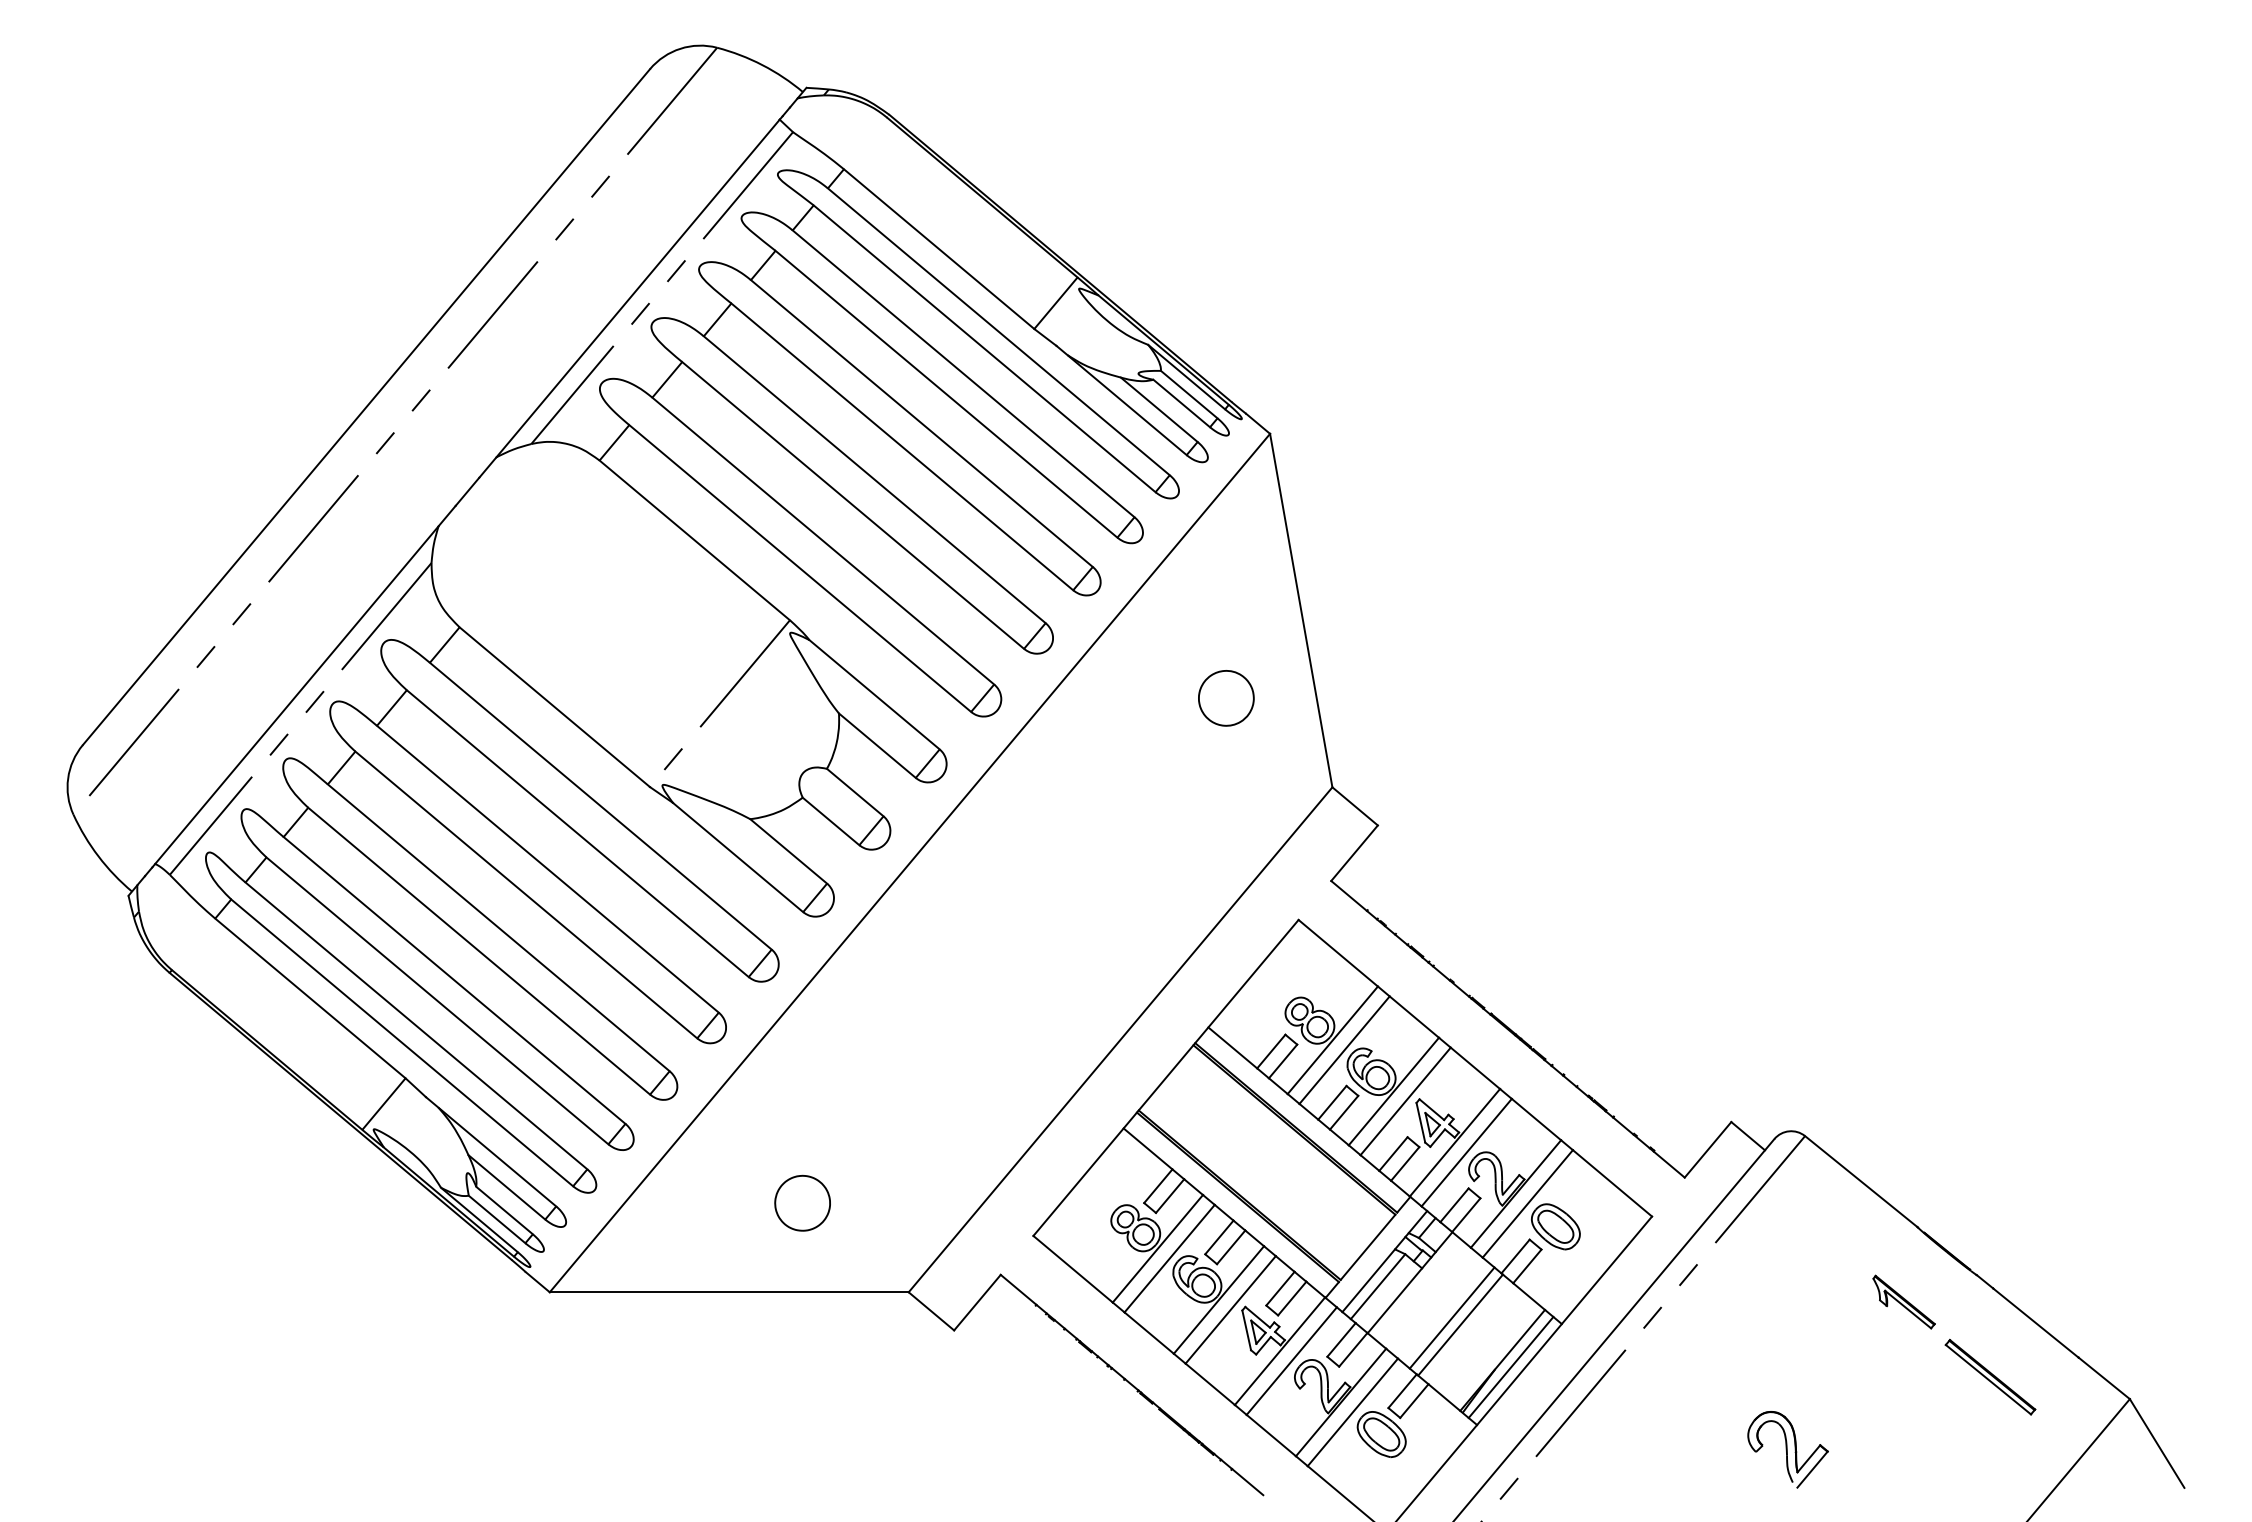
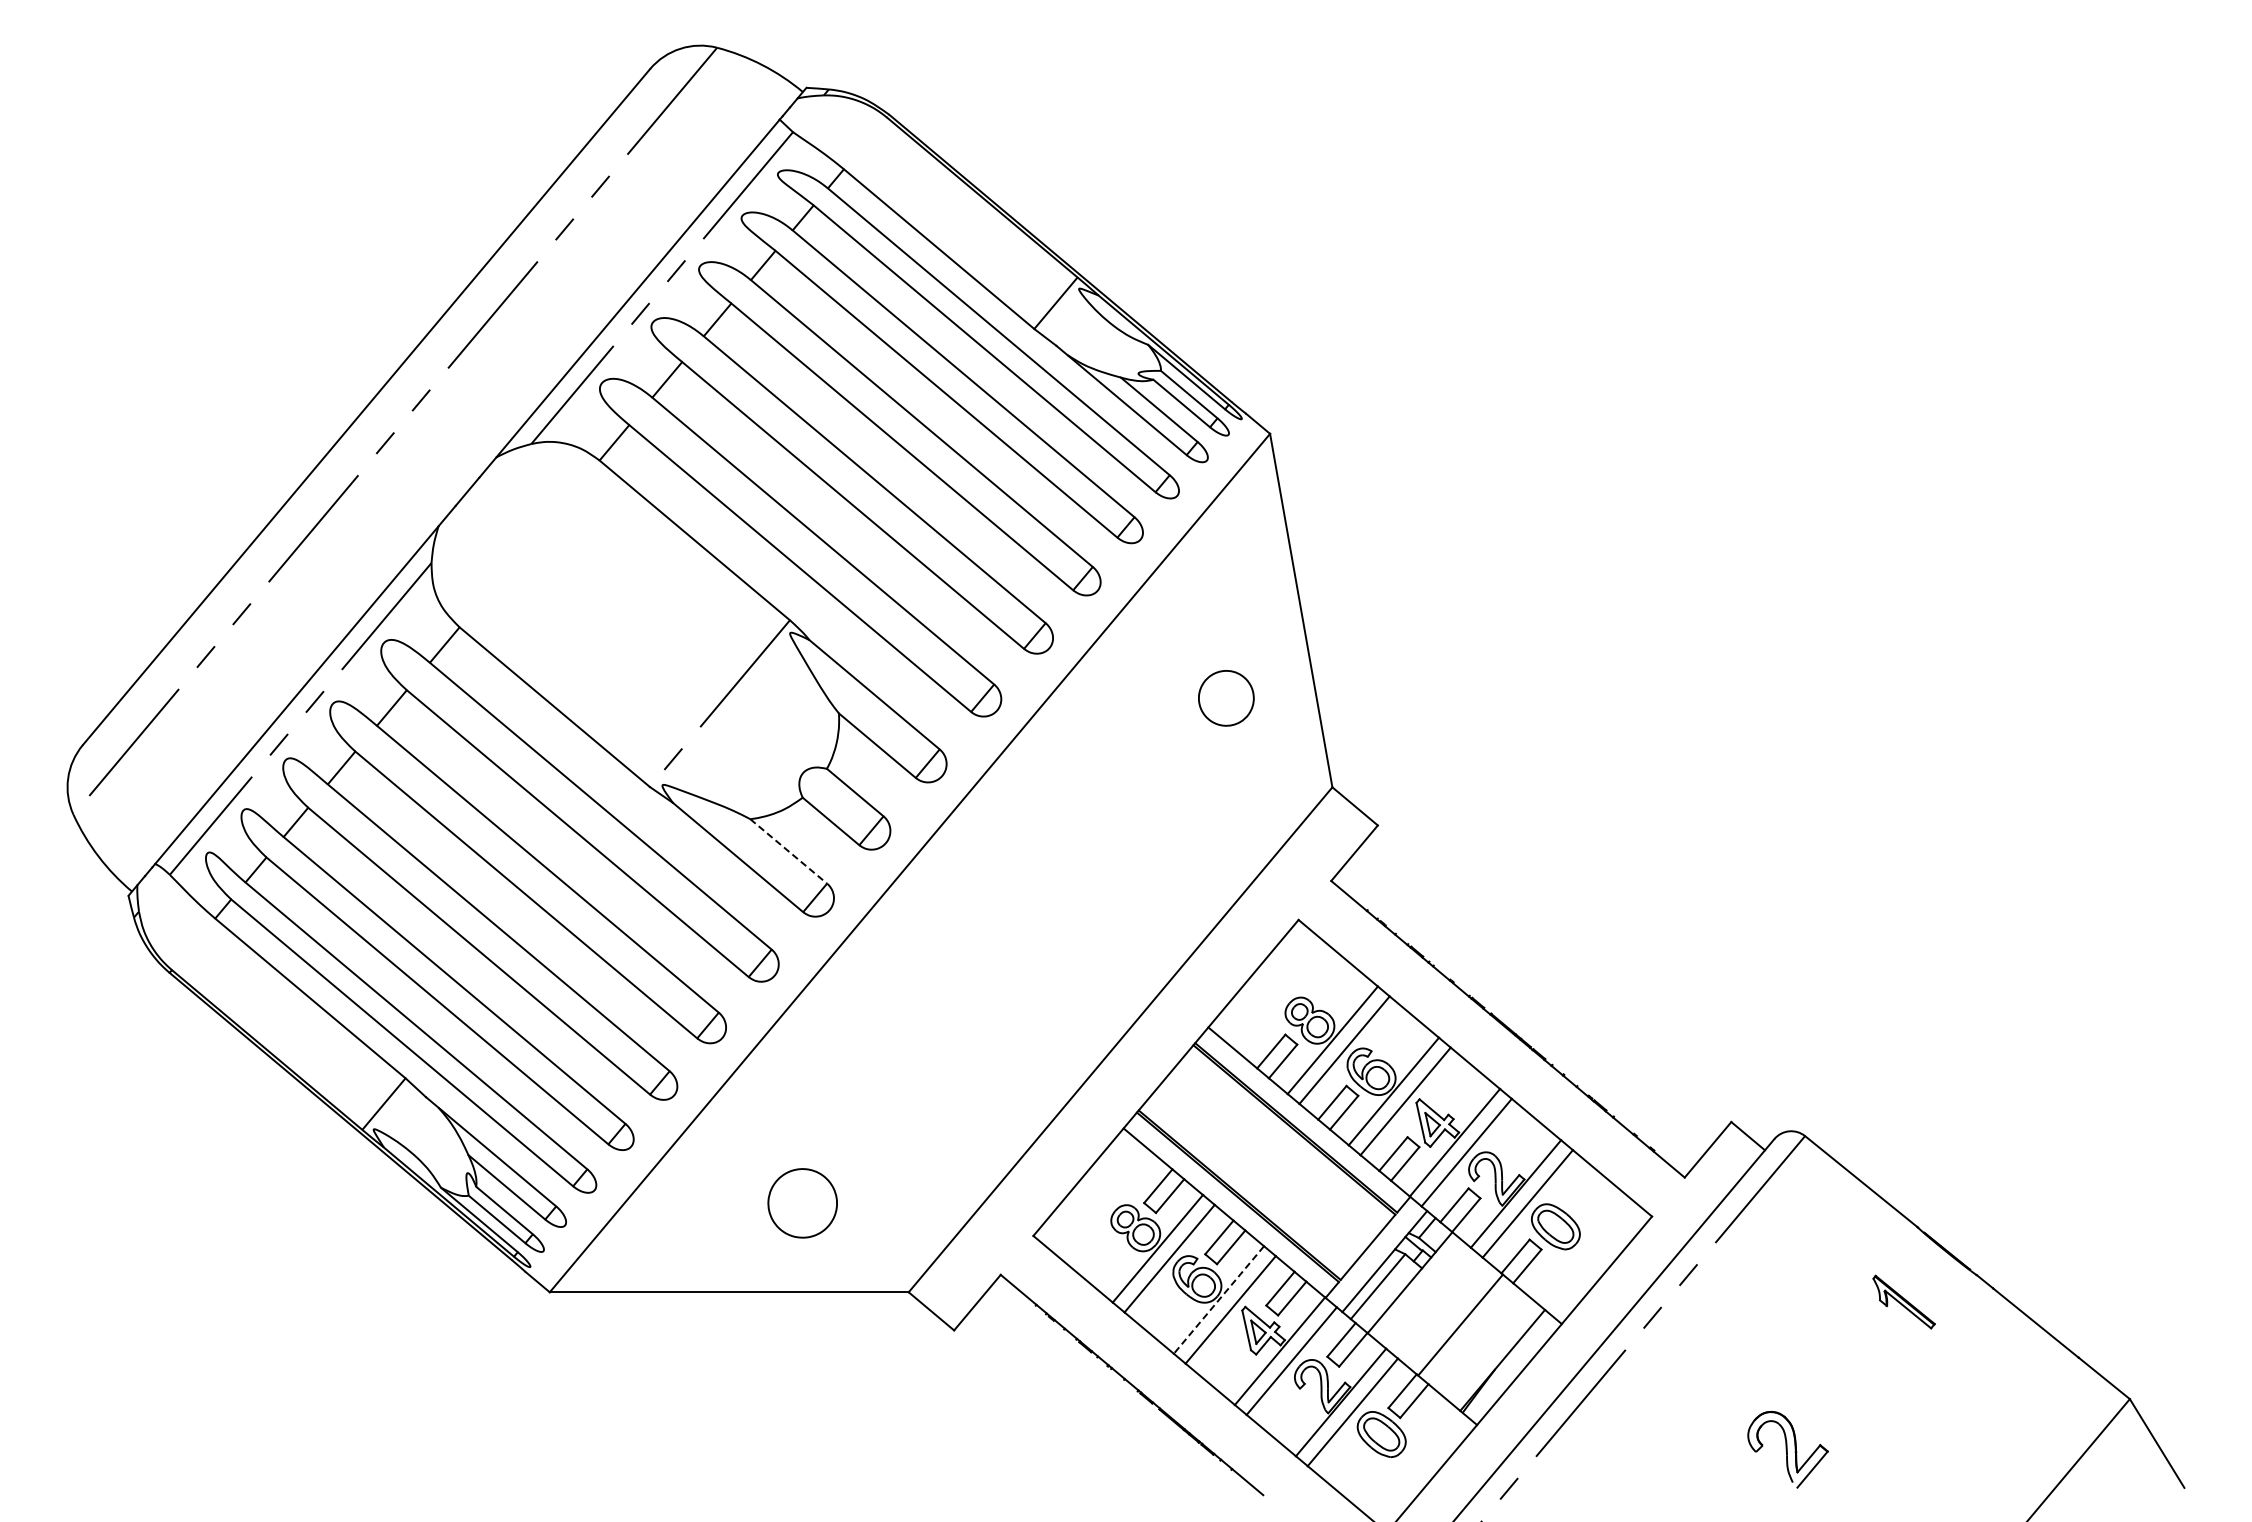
line: solid -> dashed (789, 851)
part size: 57x58 px -> 71x71 px (802, 1203)
line: solid -> dashed (1218, 1300)
line: present -> none (1451, 1317)
line: present -> none (1510, 1366)
part: present -> none (1990, 1376)
